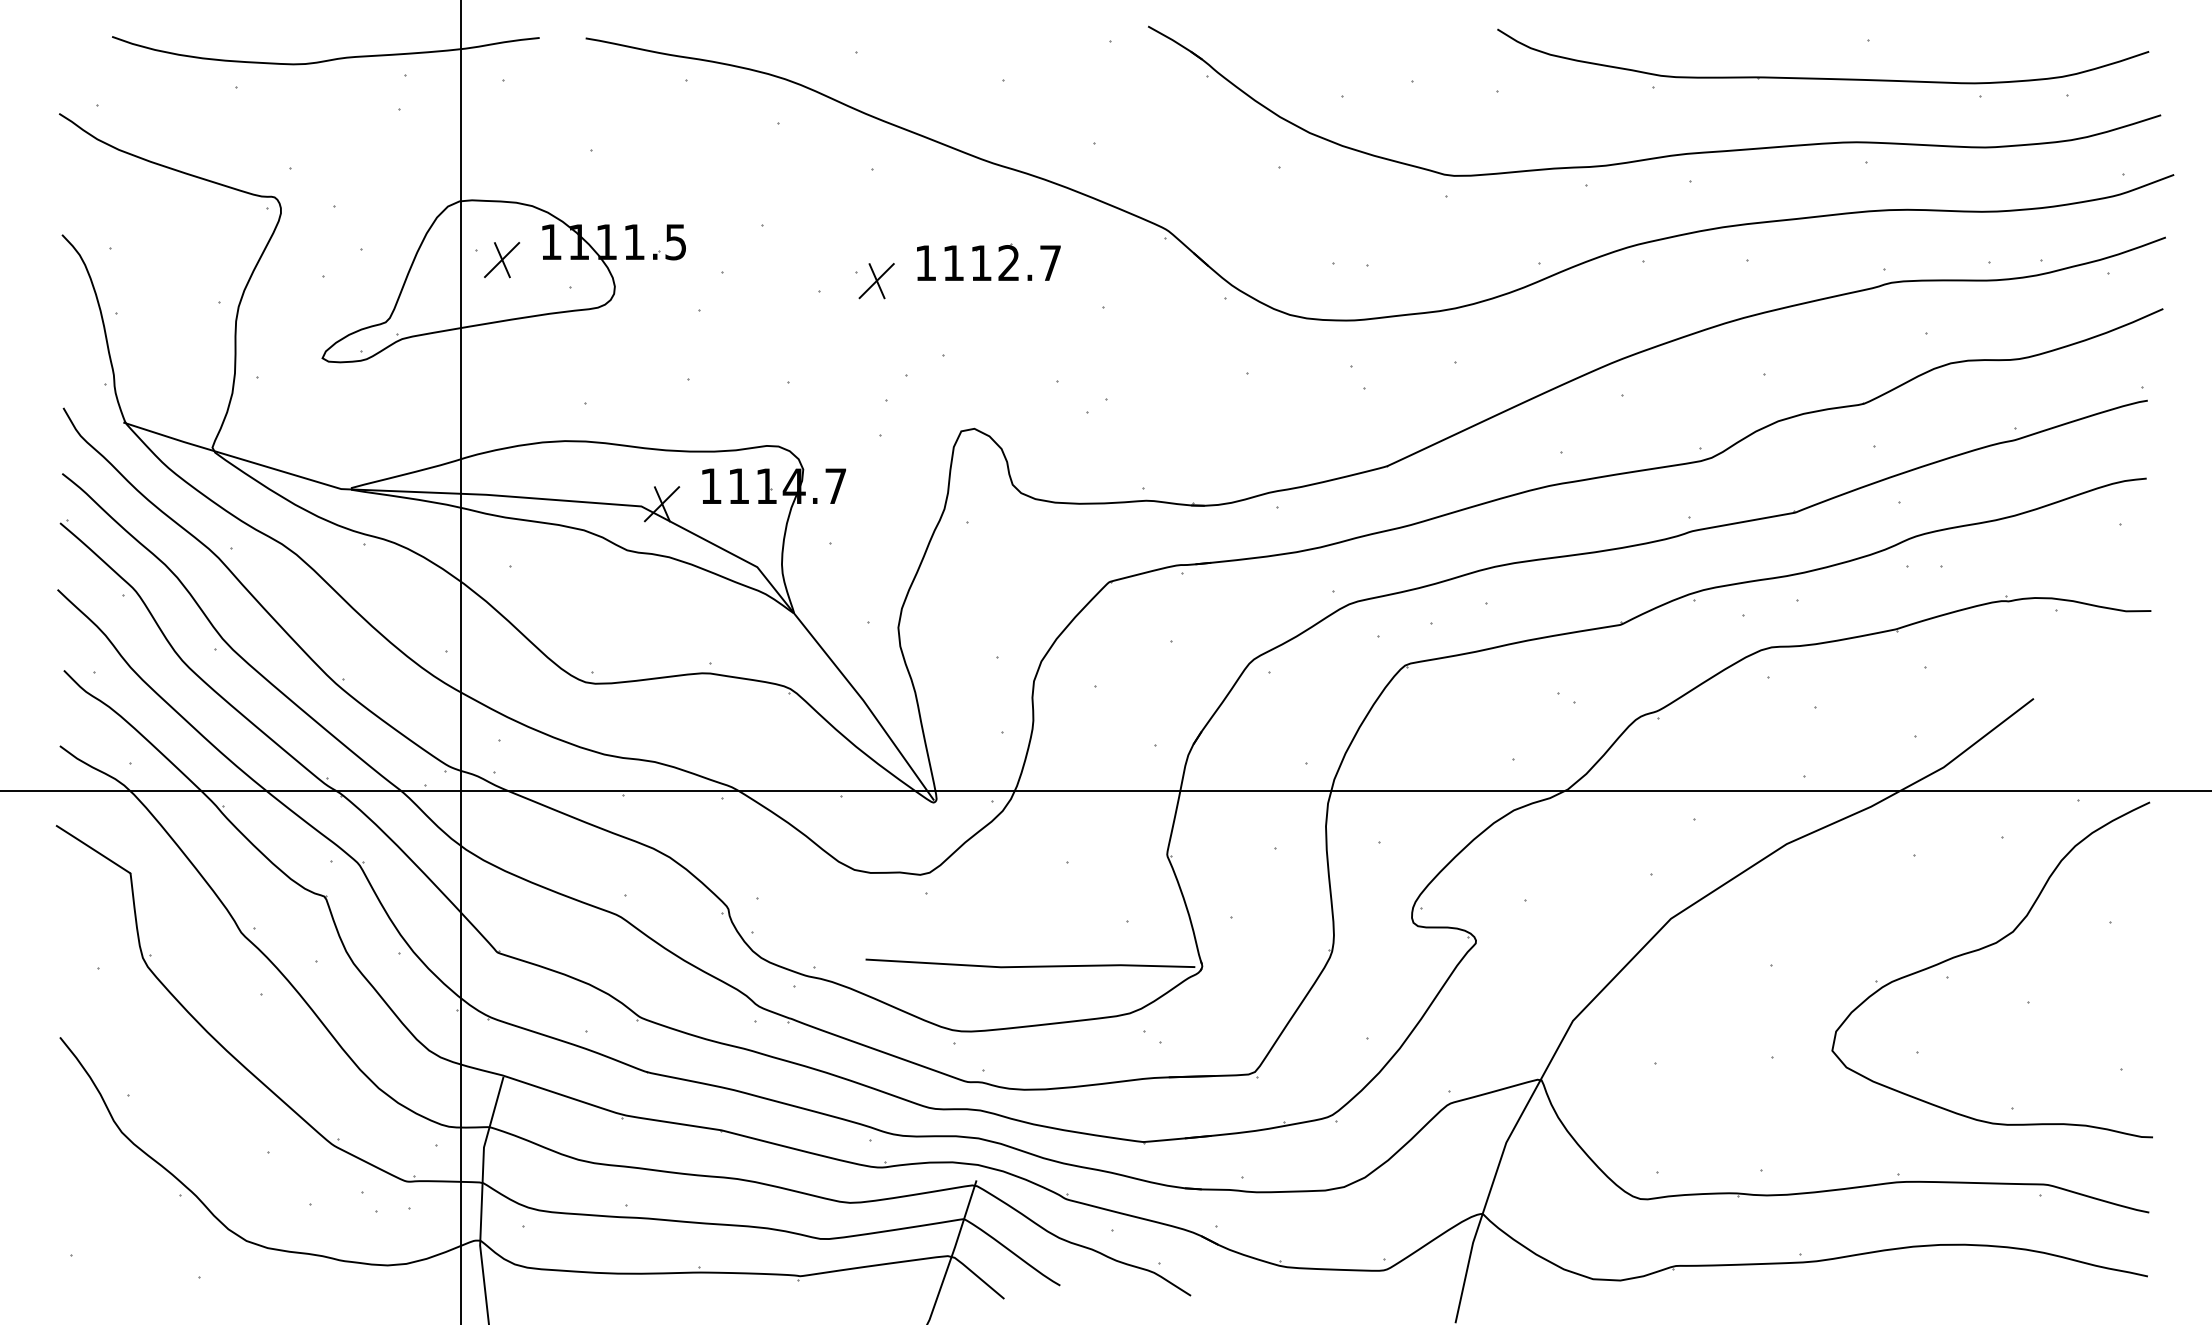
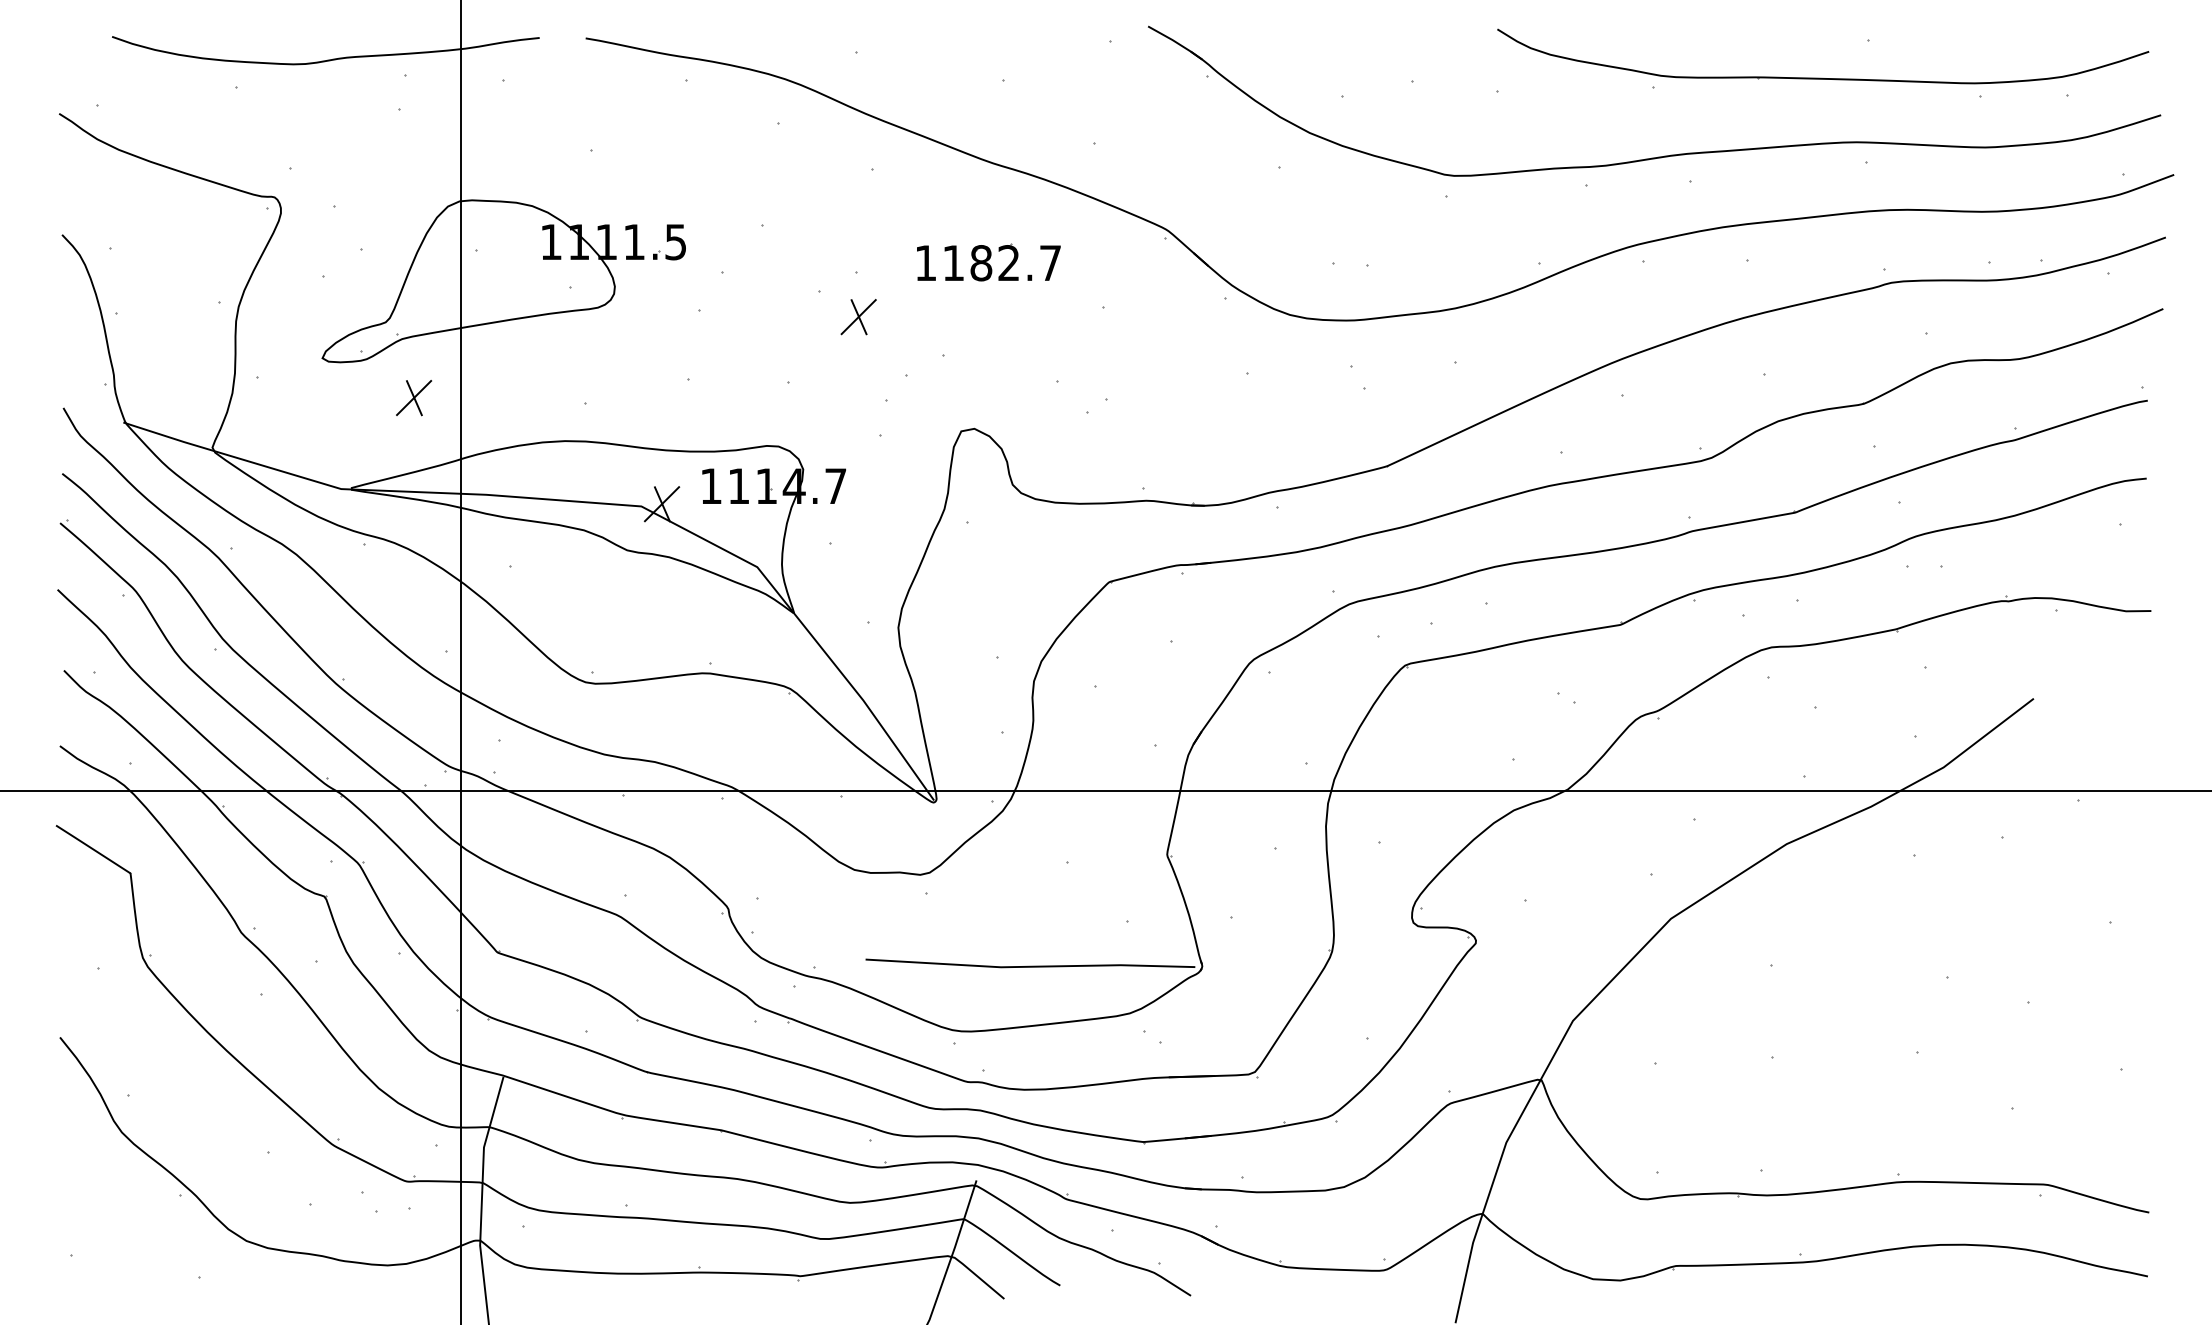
part position: (501, 260) -> (413, 398) (413, 398)
text: 1112.7 -> 1182.7 (981, 263)
part position: (876, 281) -> (858, 317) (858, 317)
part: present -> none (1985, 948)
